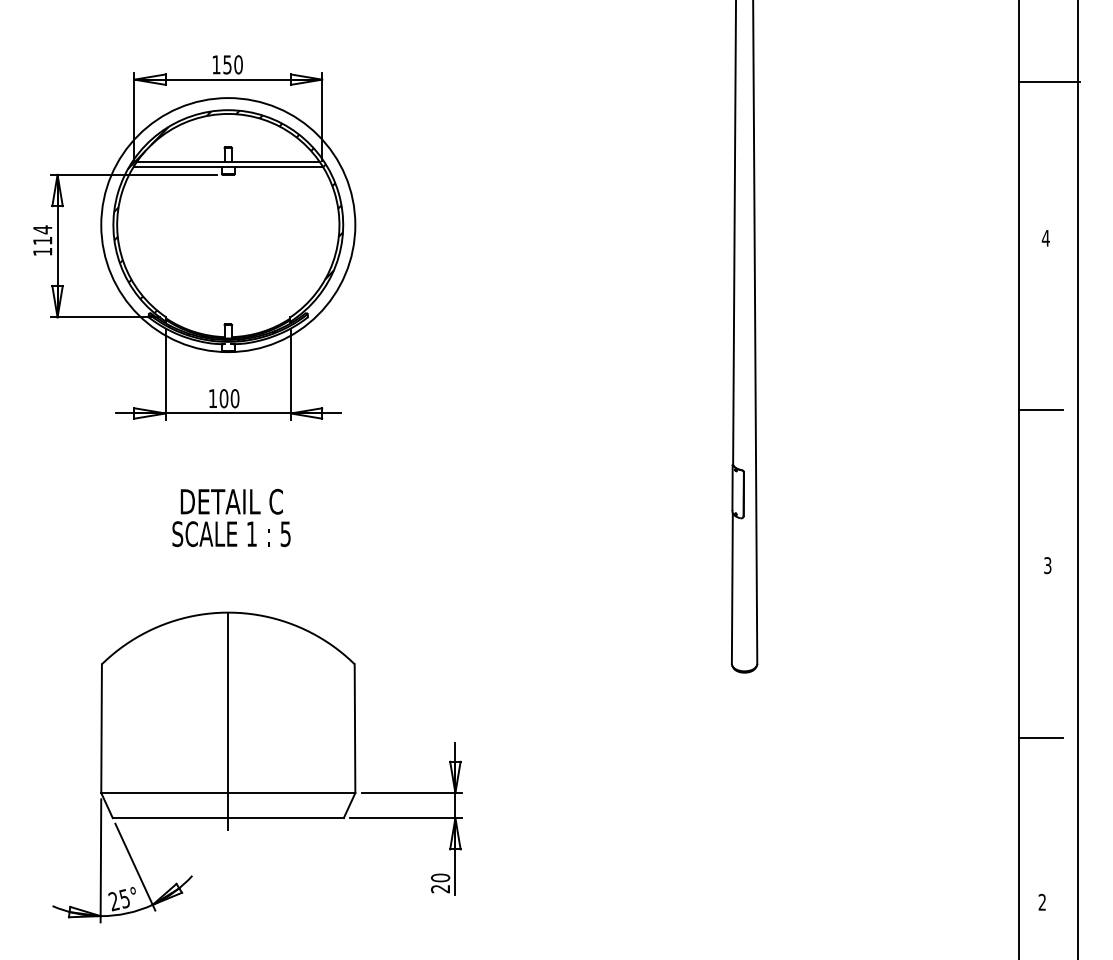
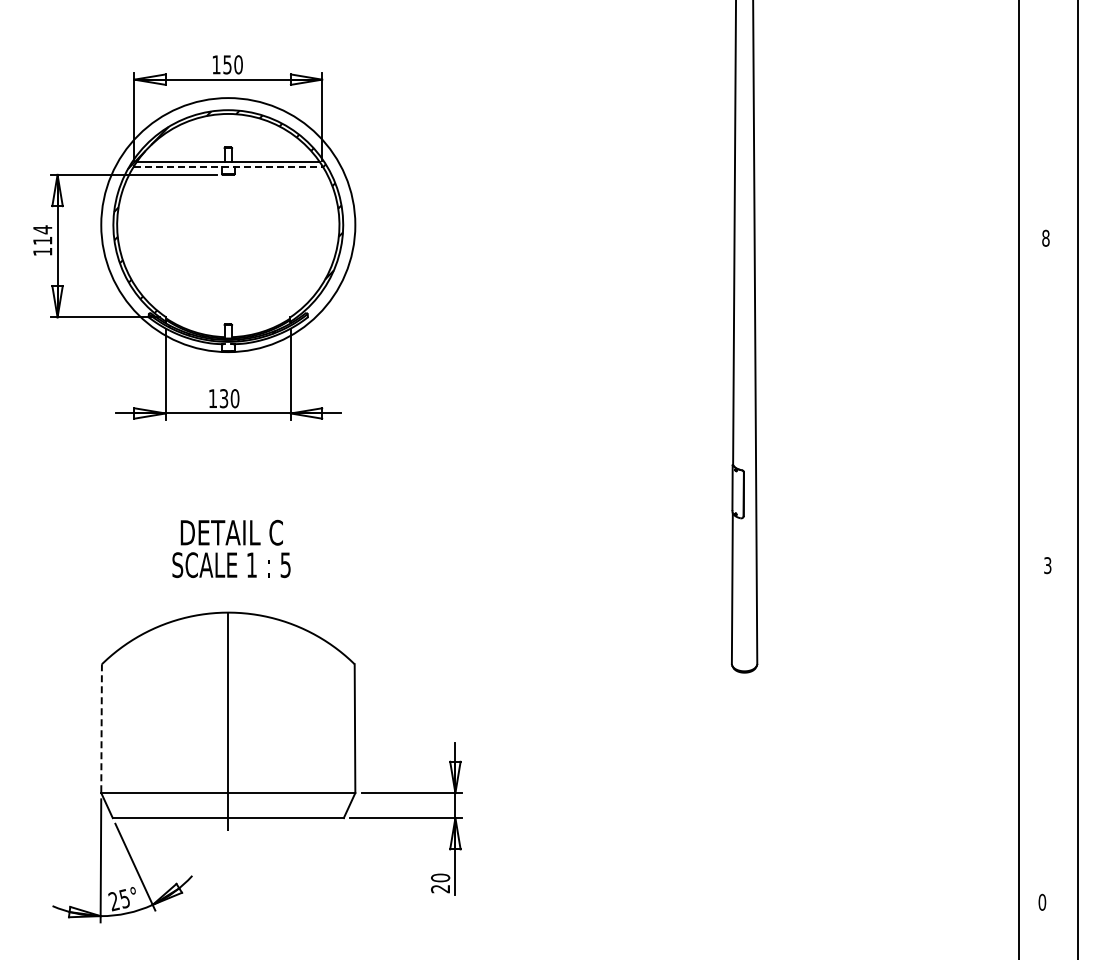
line: present -> none (1048, 81)
line: solid -> dashed (228, 167)
text: 4 -> 8 (1045, 237)
text: 100 -> 130 (223, 398)
line: present -> none (1040, 409)
text position: (231, 517) -> (231, 548) (231, 548)
line: solid -> dashed (101, 729)
line: present -> none (1040, 737)
text: 2 -> 0 (1042, 901)
